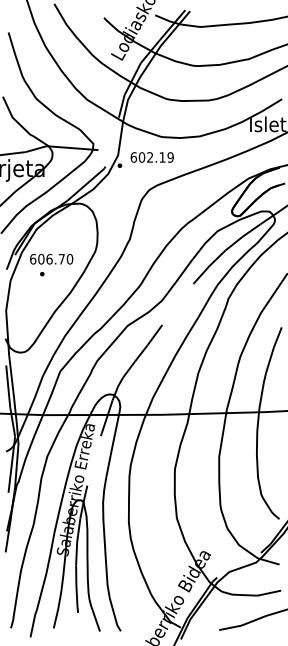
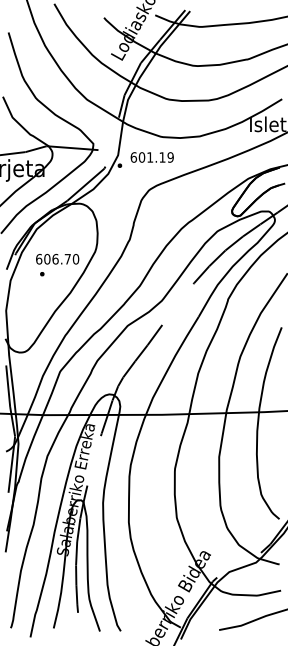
text: 602.19 -> 601.19 (149, 157)
text position: (51, 259) -> (57, 259) (57, 259)
